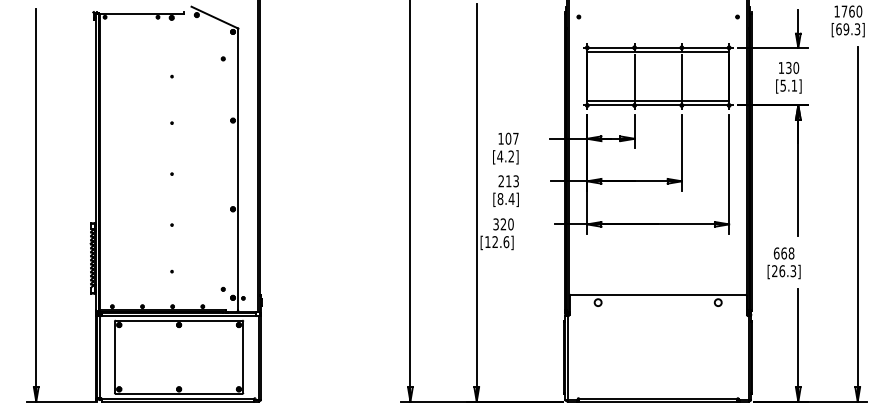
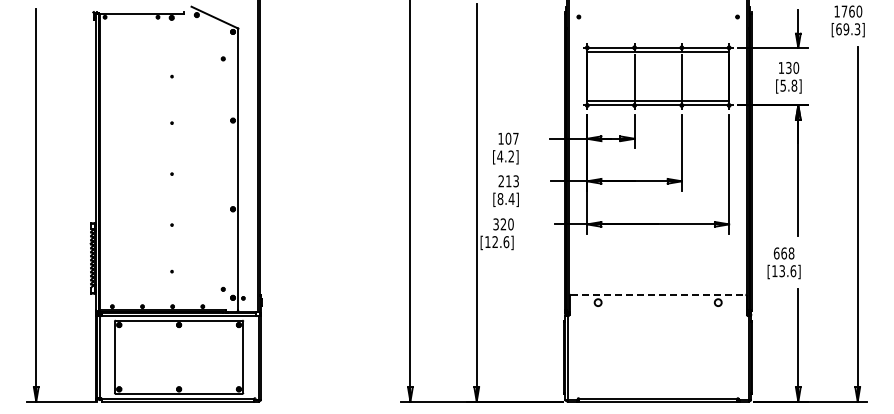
text: [5.1] -> [5.8] (794, 85)
text: [26.3] -> [13.6] (784, 271)
line: solid -> dashed (658, 294)
